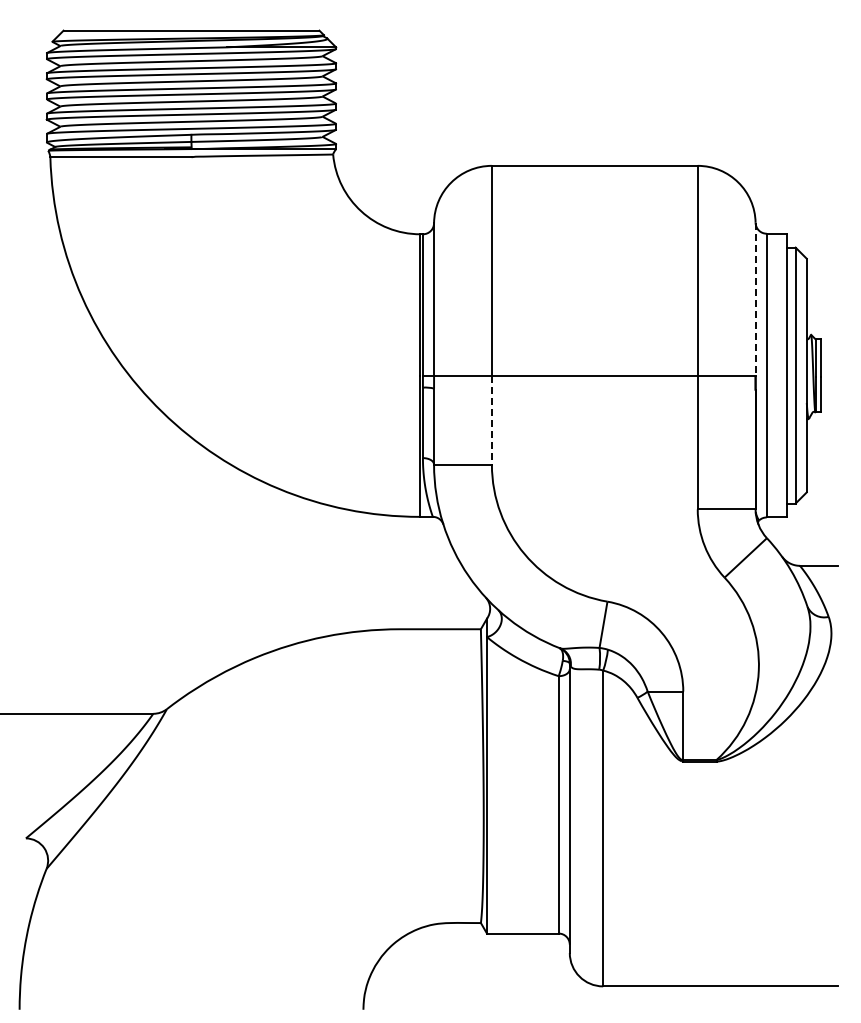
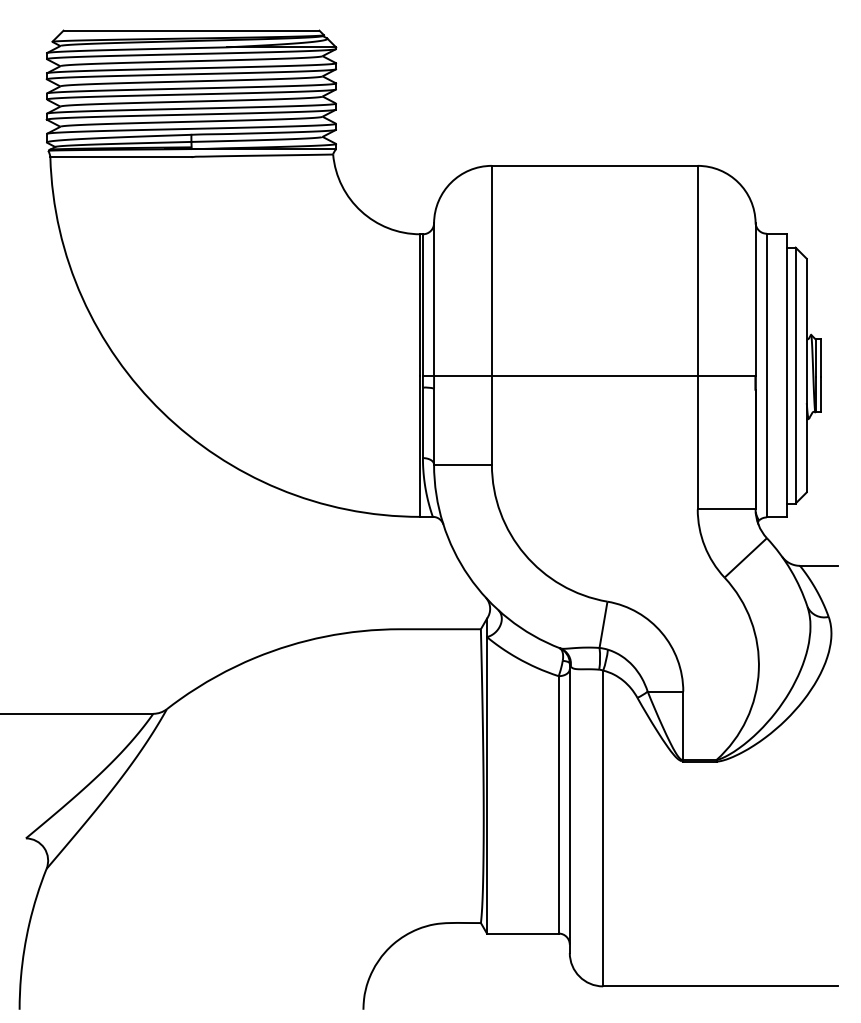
line: dashed -> solid (755, 299)
line: dashed -> solid (491, 420)
